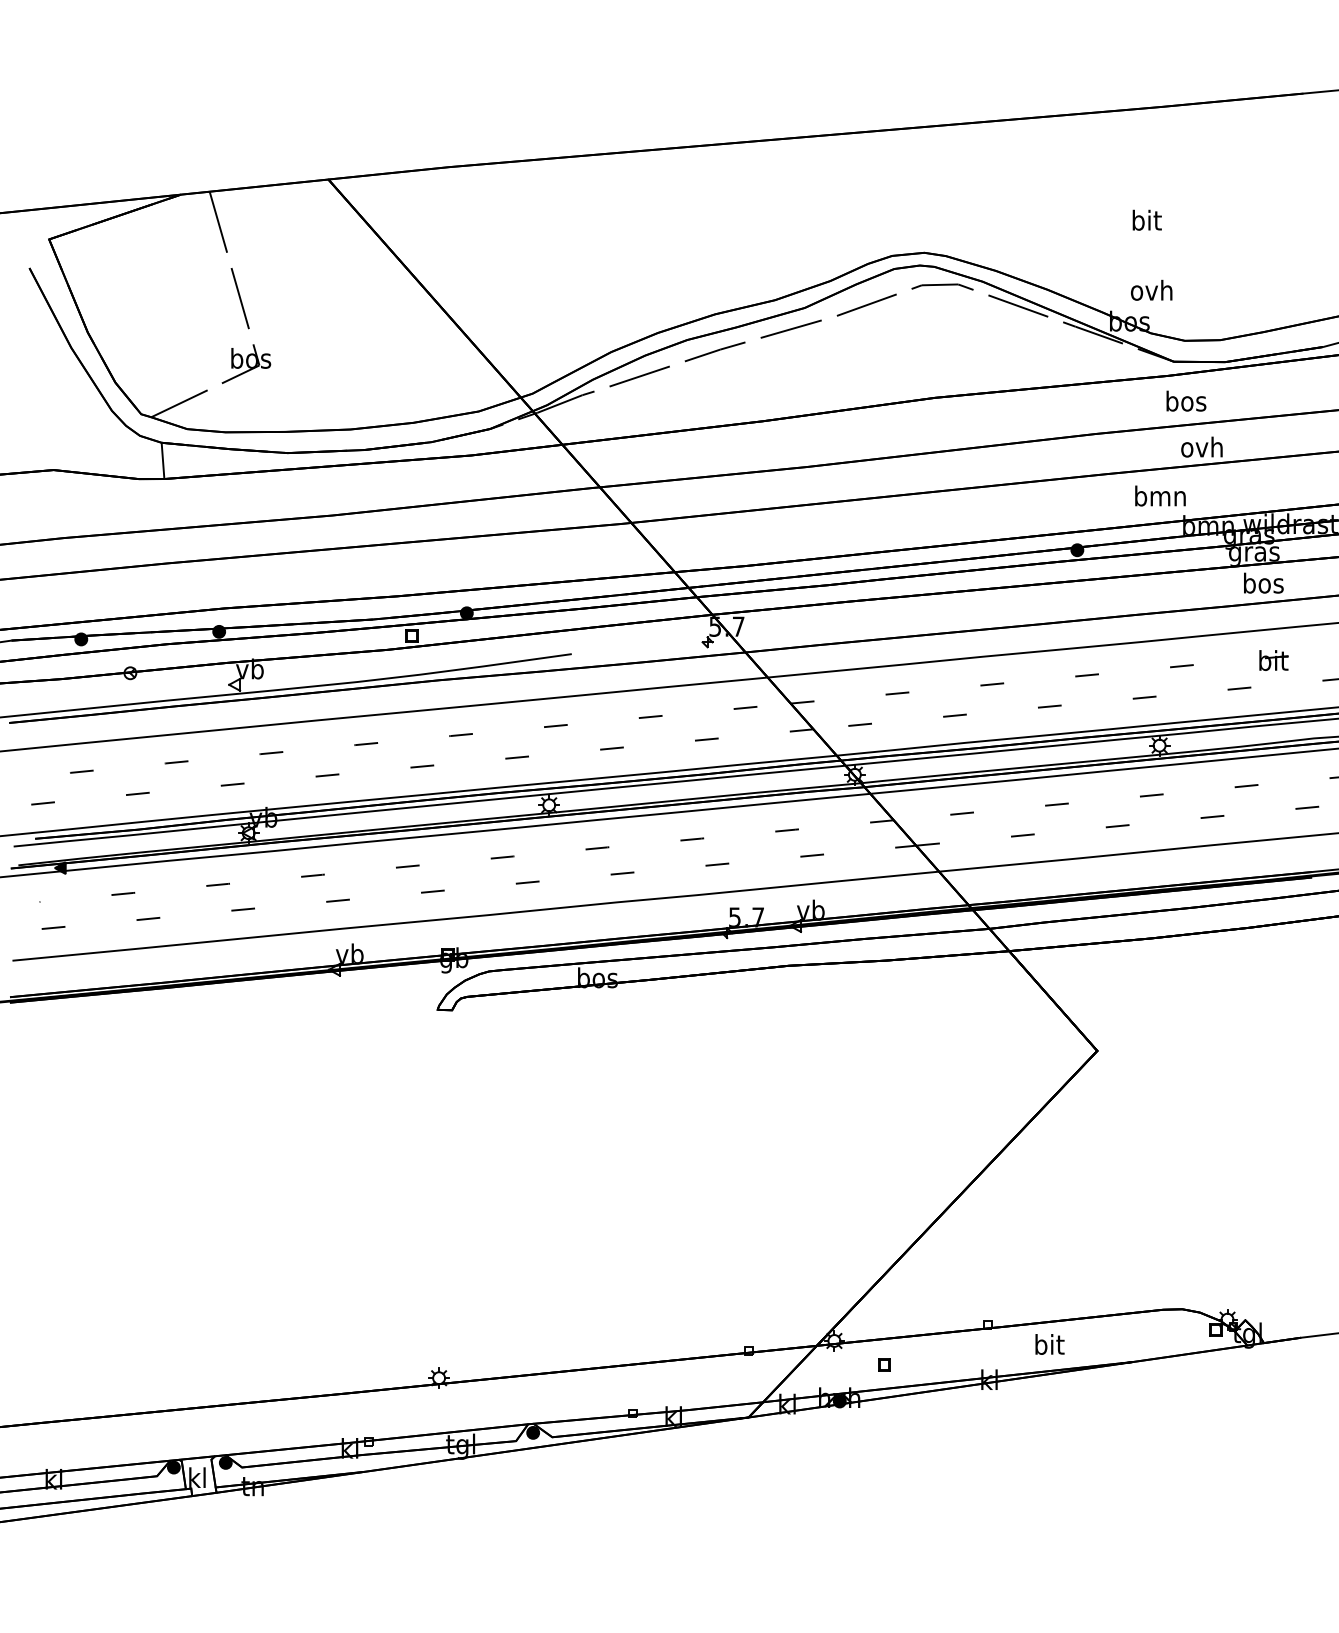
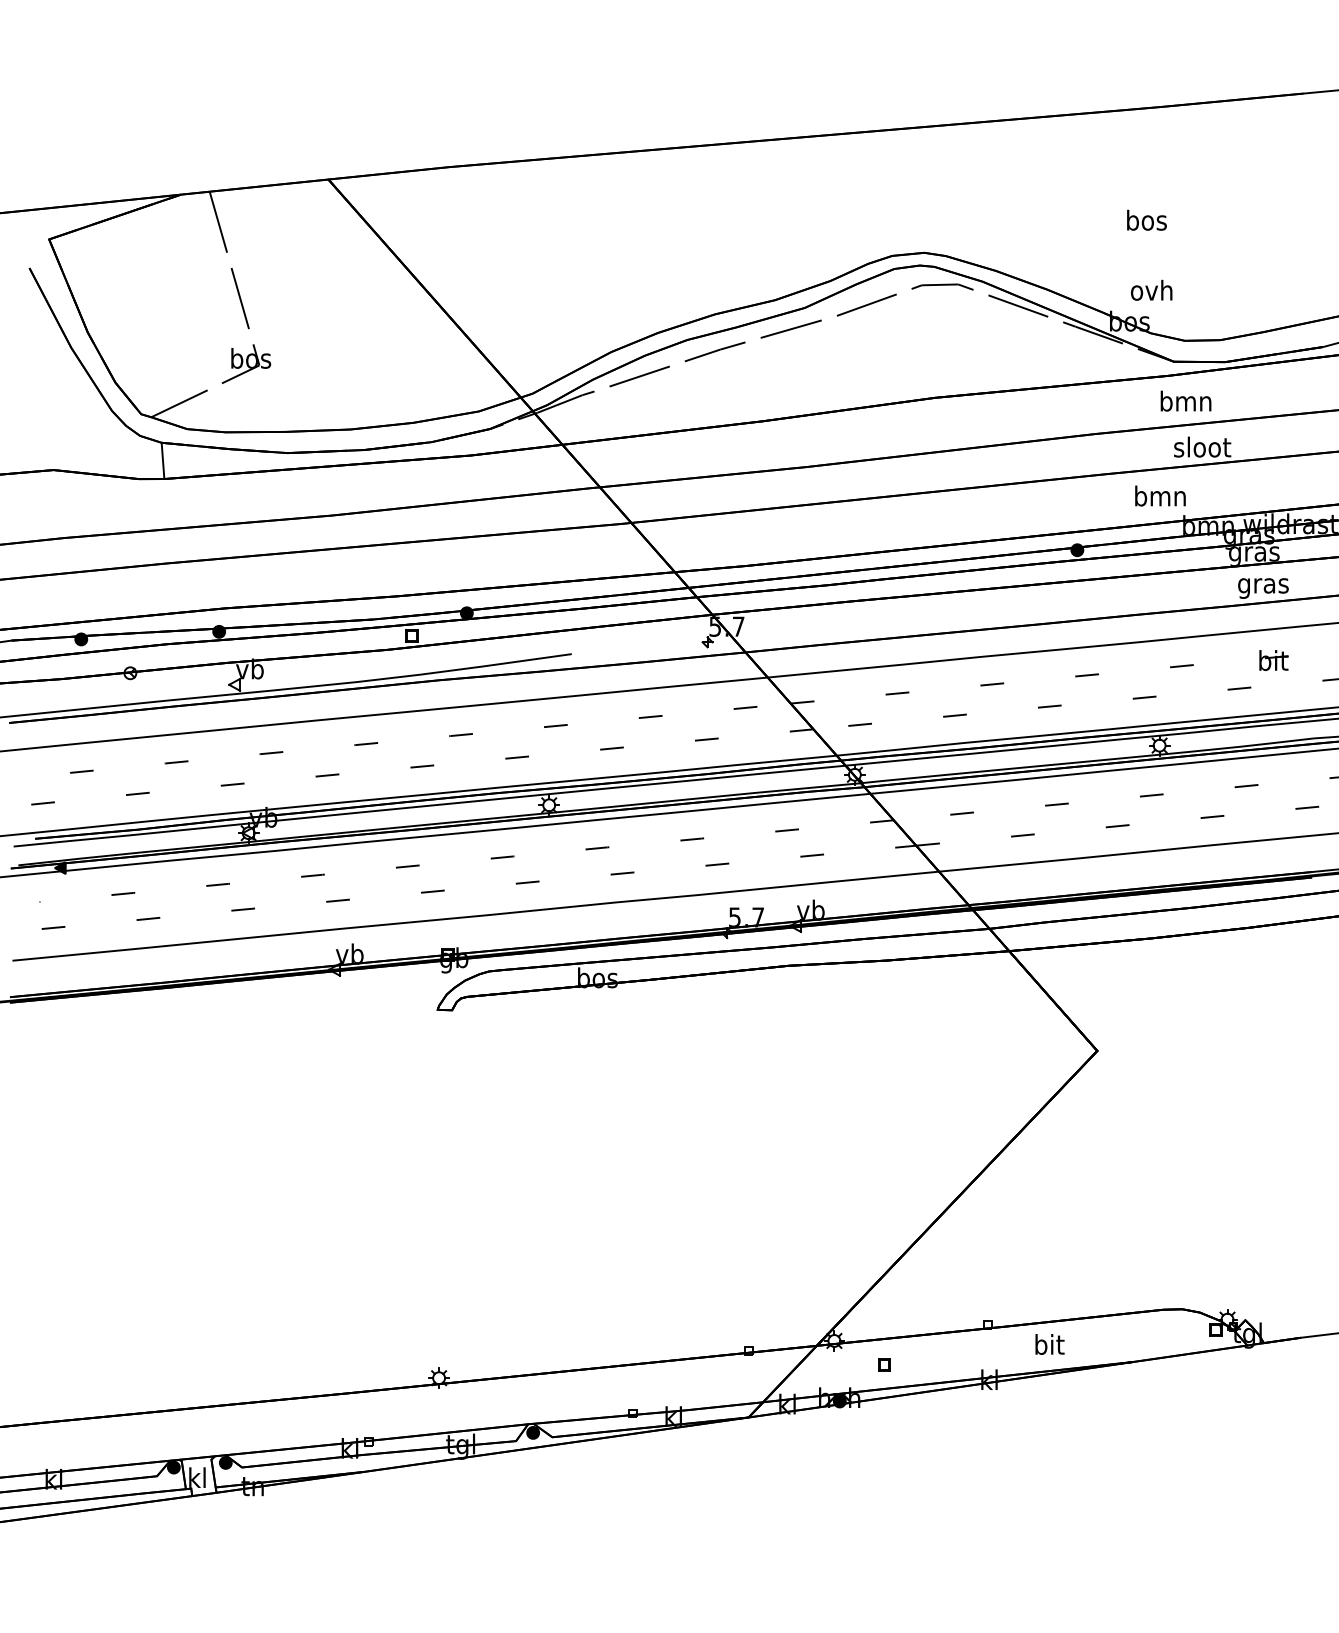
text: bit -> bos (1146, 219)
text: bos -> bmn (1185, 400)
text: ovh -> sloot (1202, 446)
text: bos -> gras (1263, 585)
